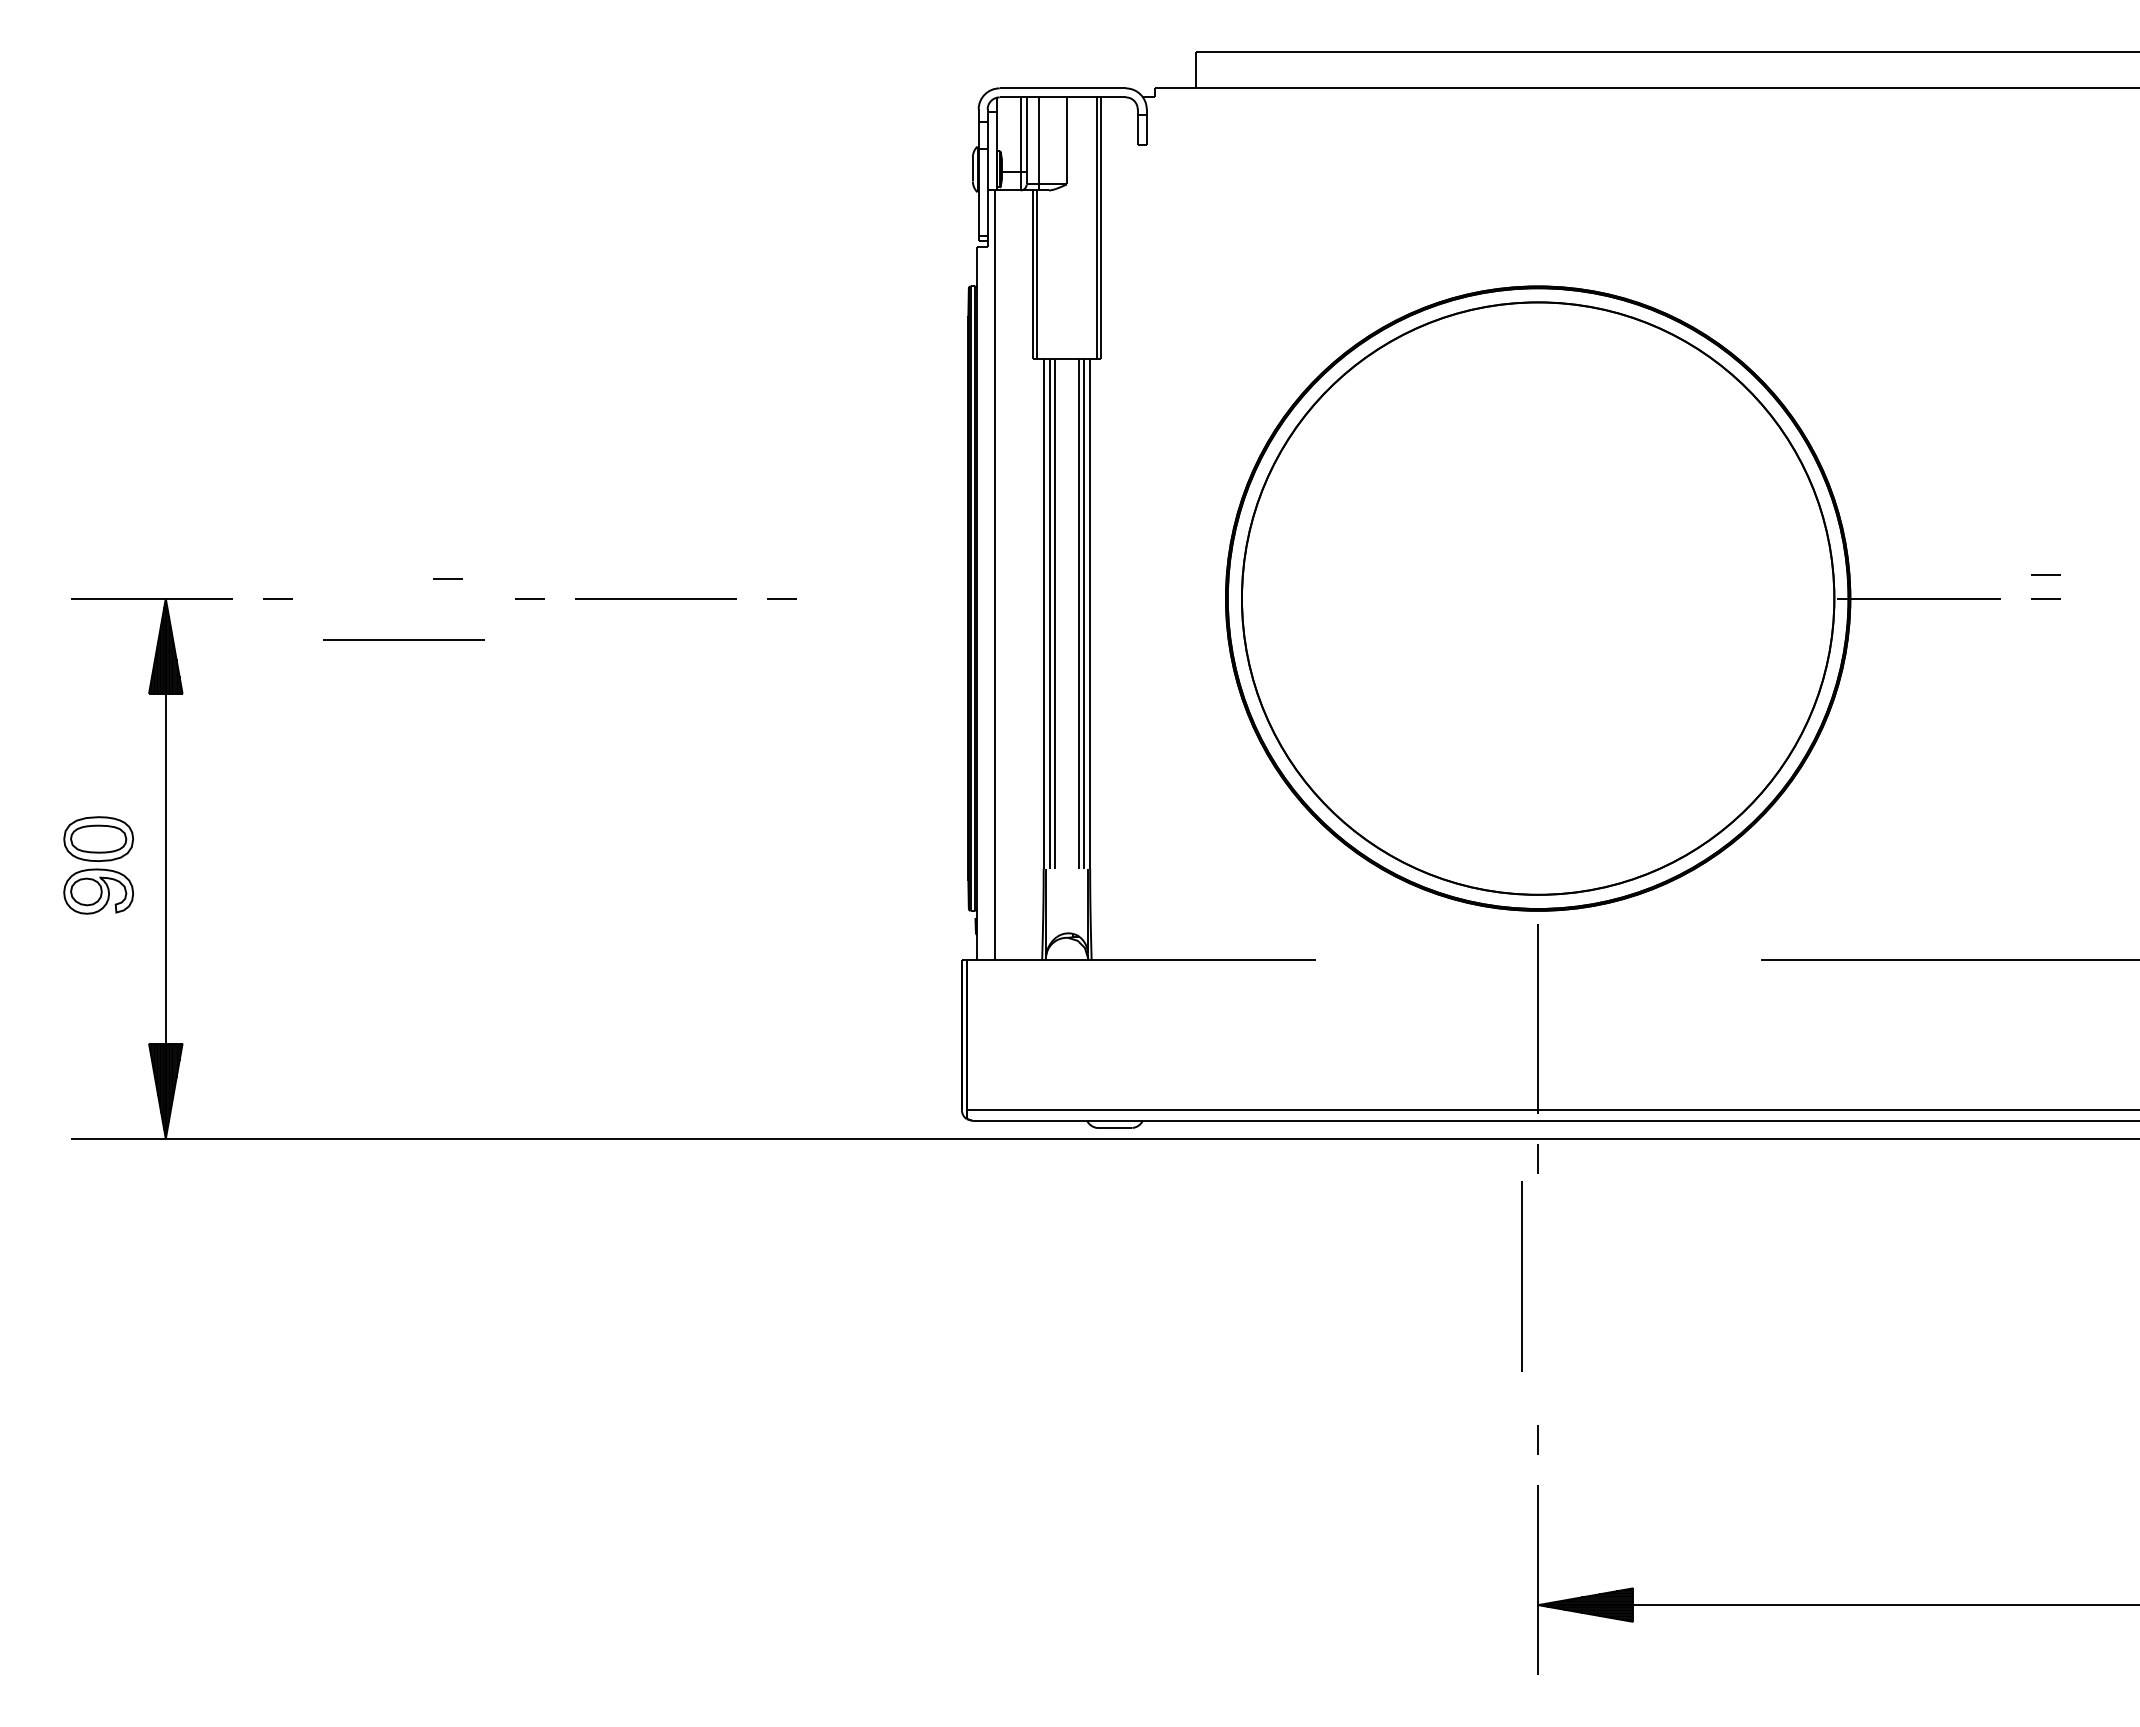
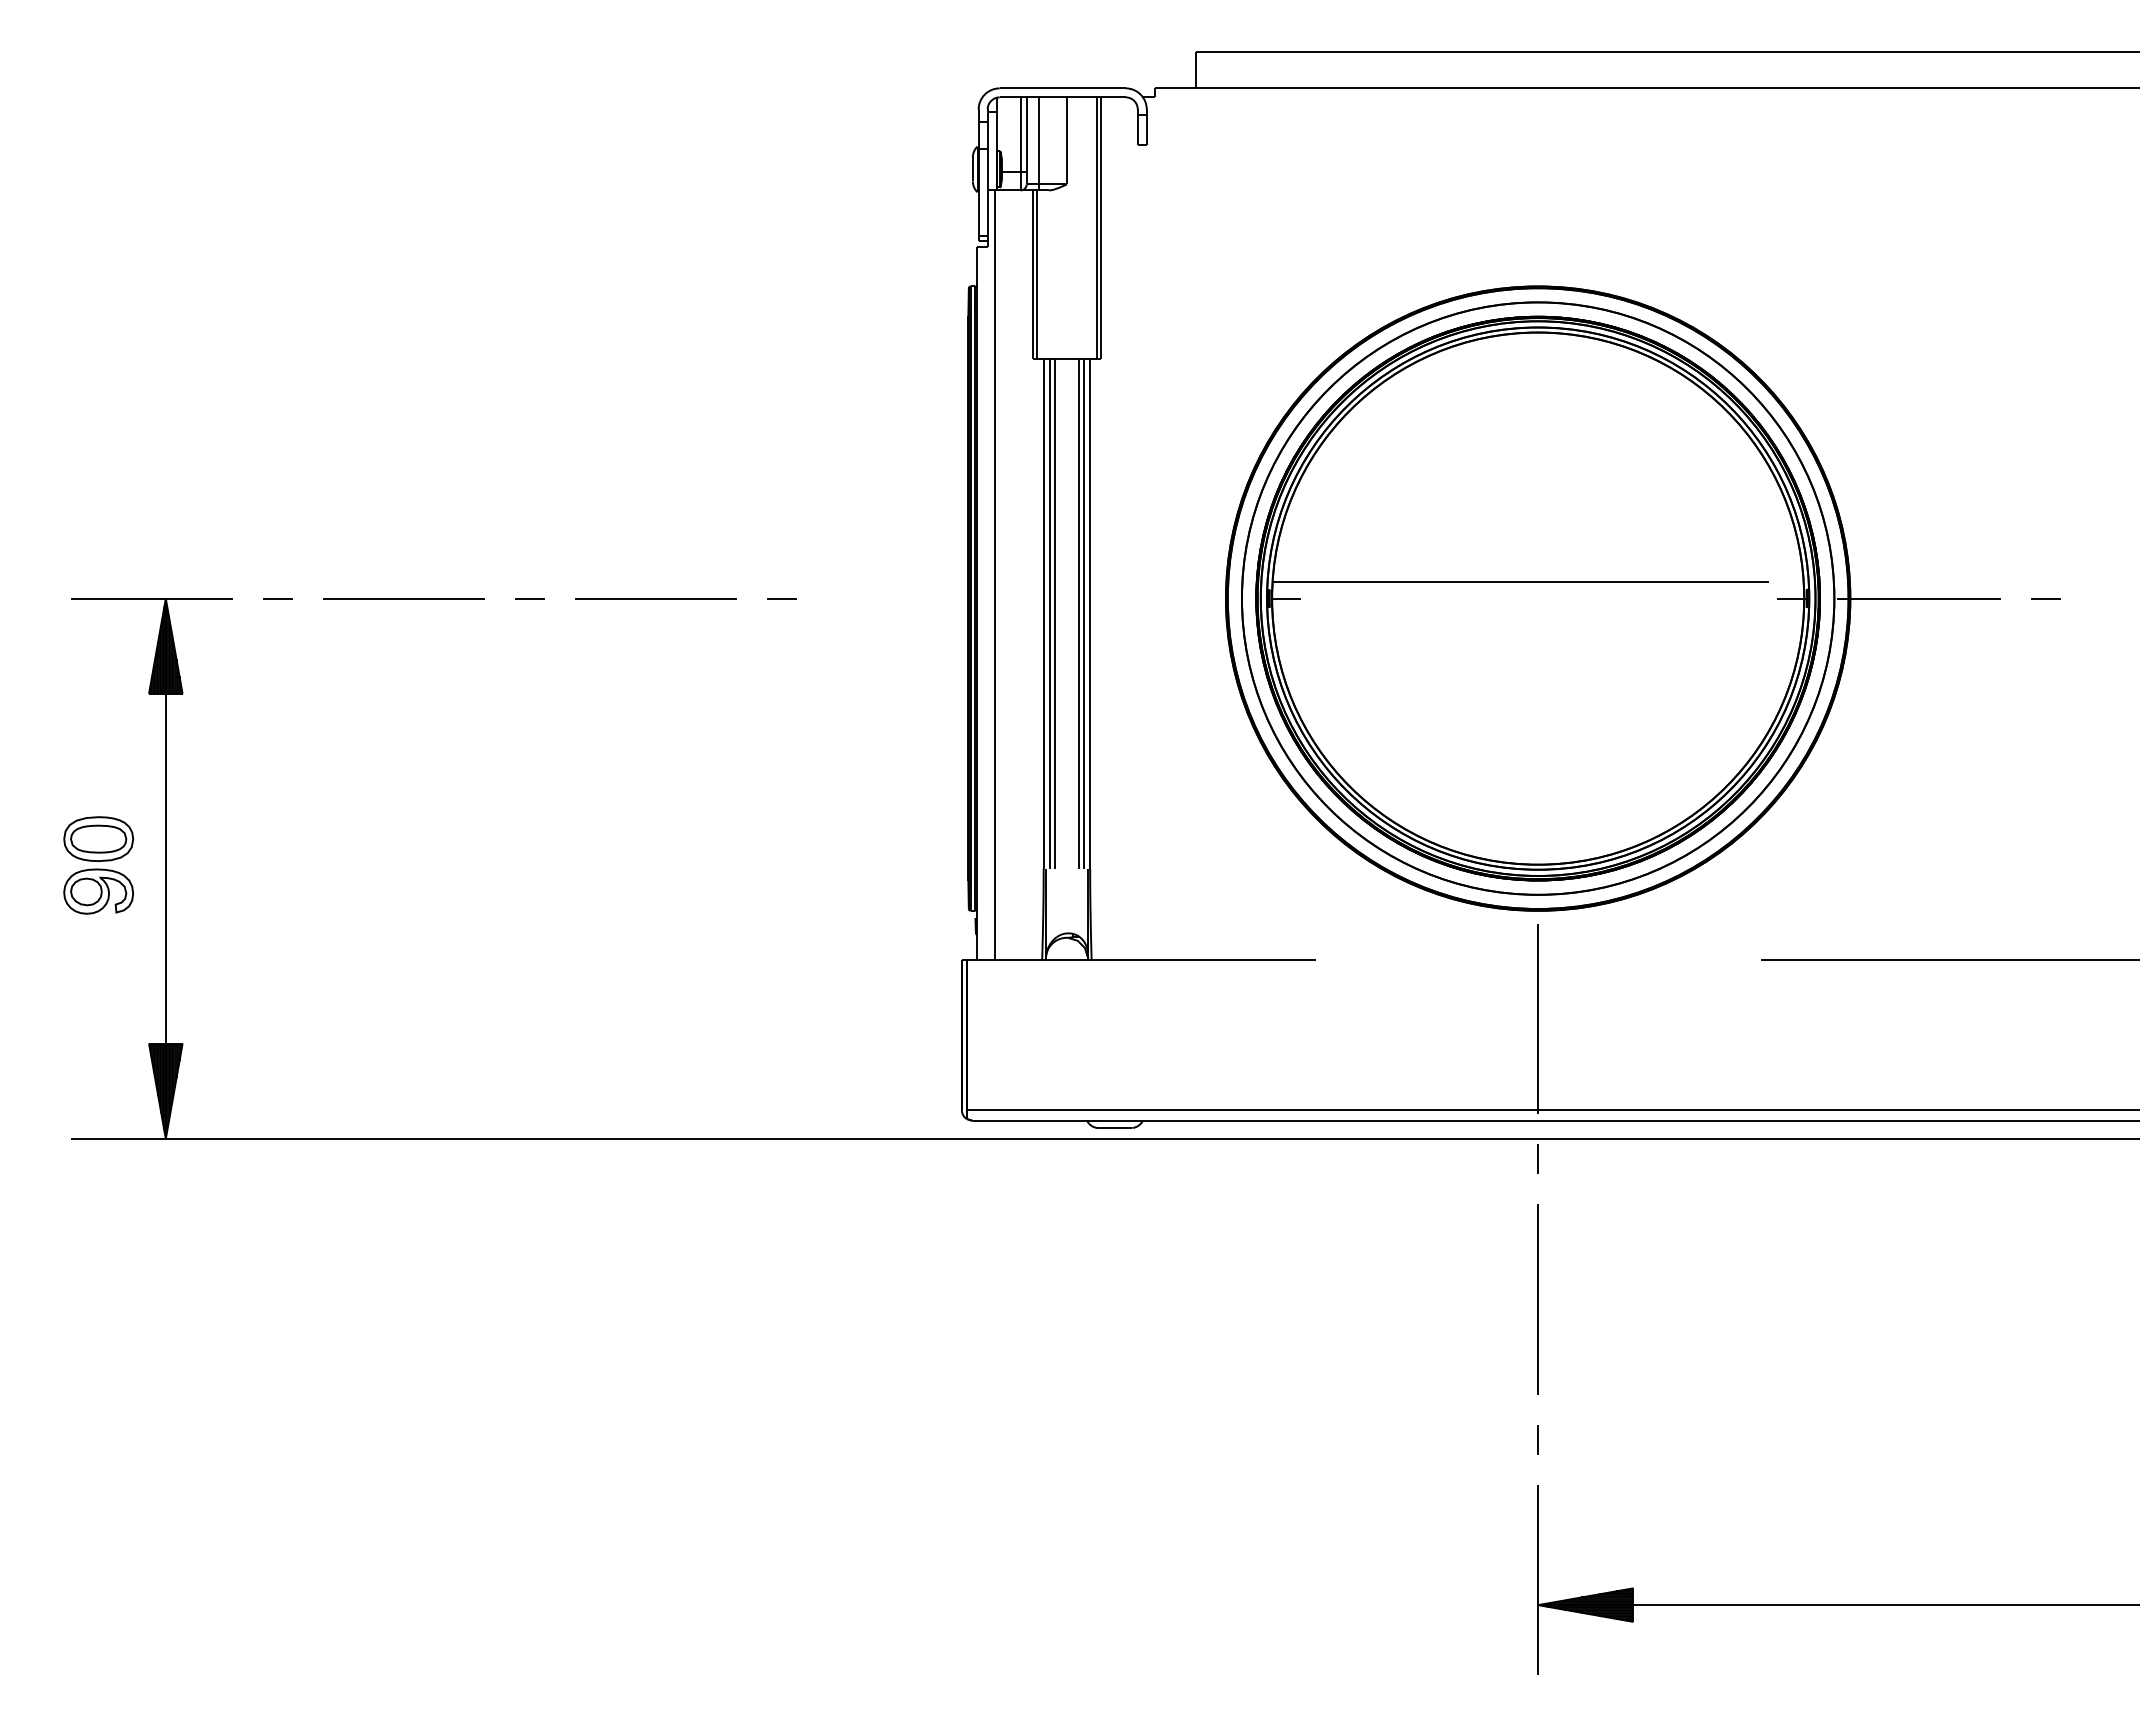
line: present -> none (2045, 574)
line: present -> none (447, 578)
part: none -> present (1537, 598)
line position: (403, 639) -> (403, 598) (403, 598)
line position: (1521, 1276) -> (1537, 1299) (1537, 1299)
